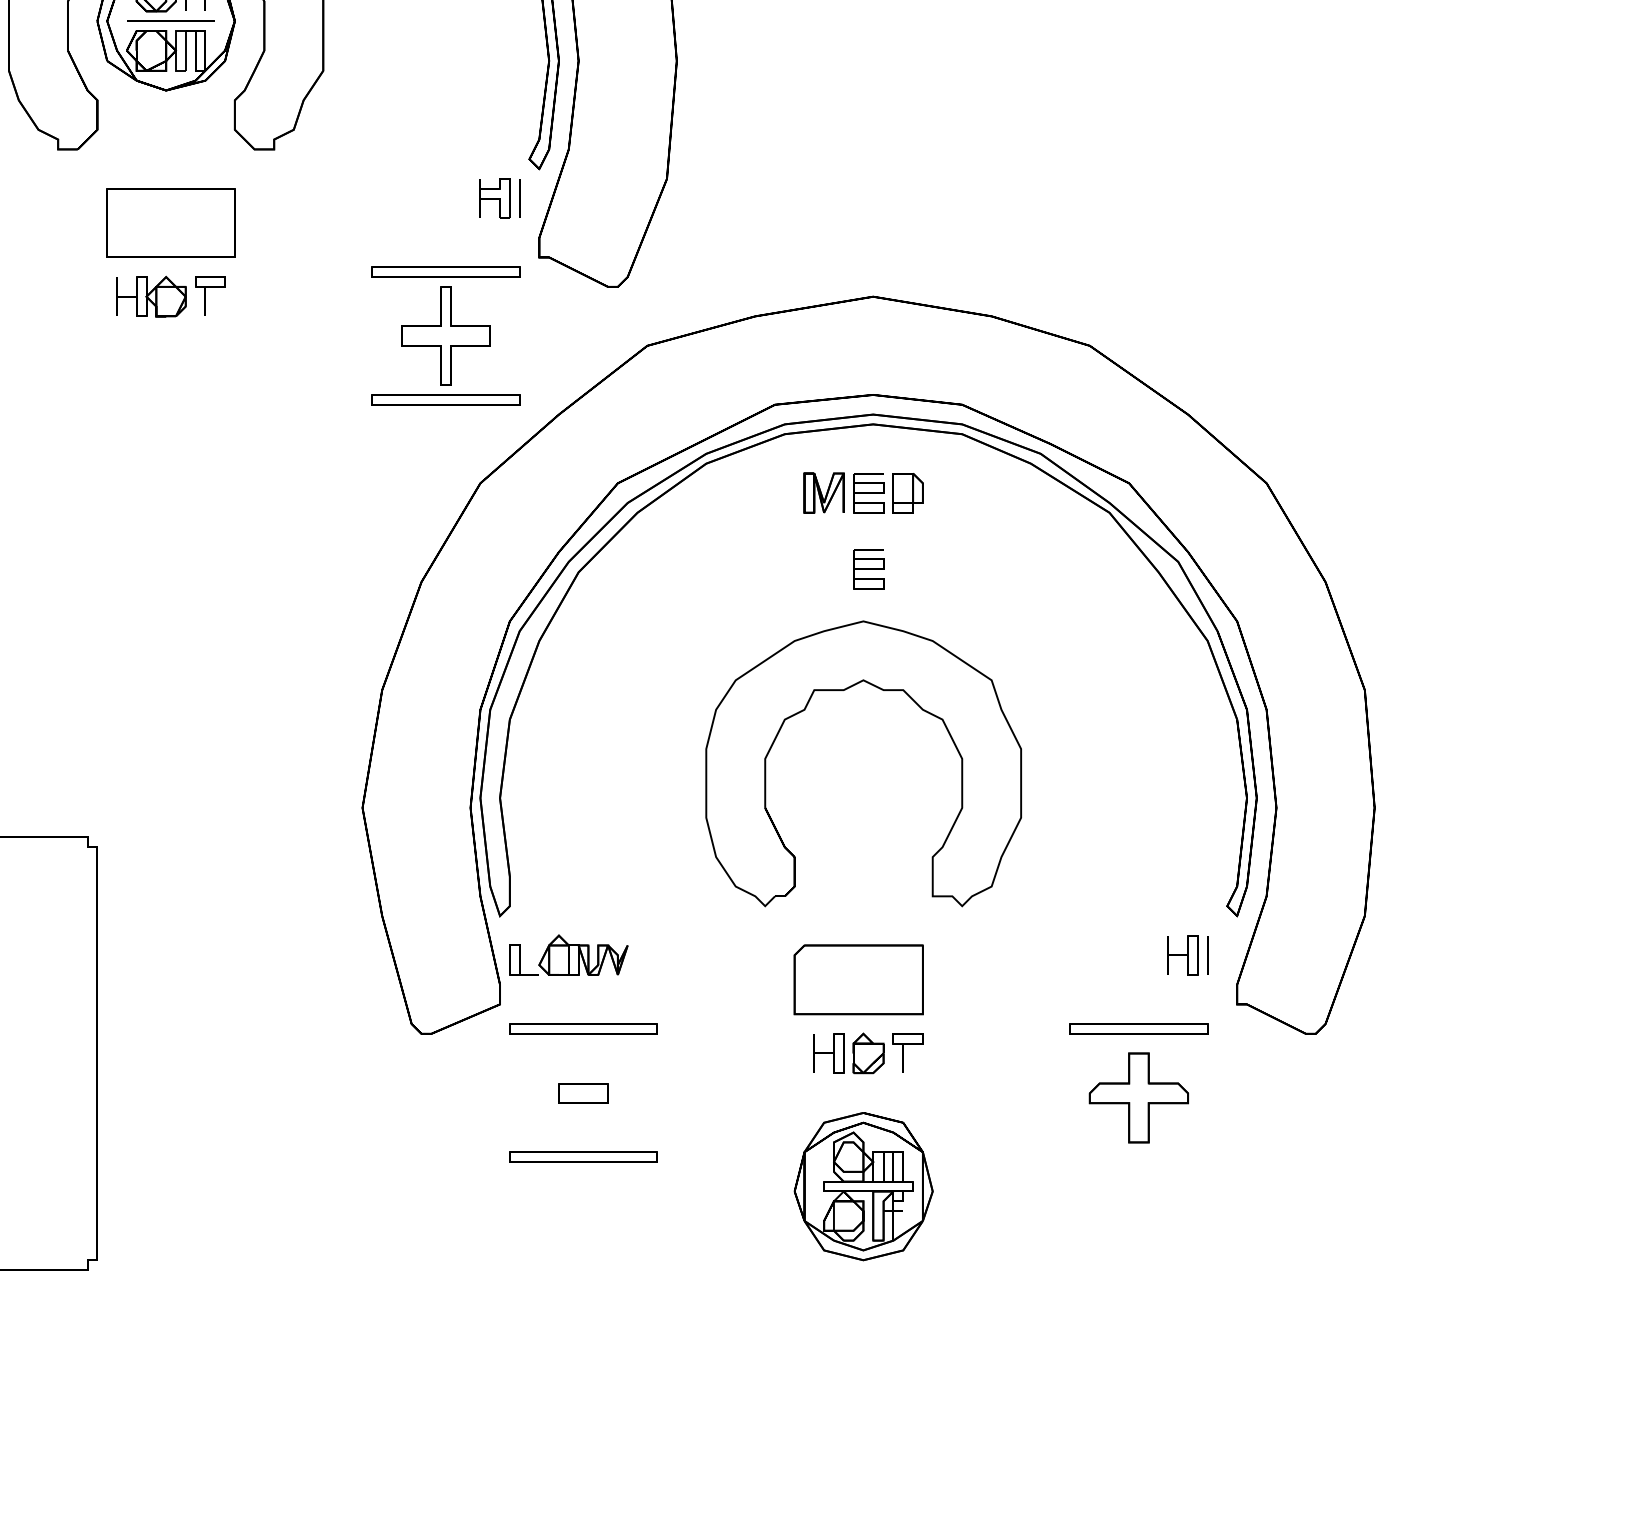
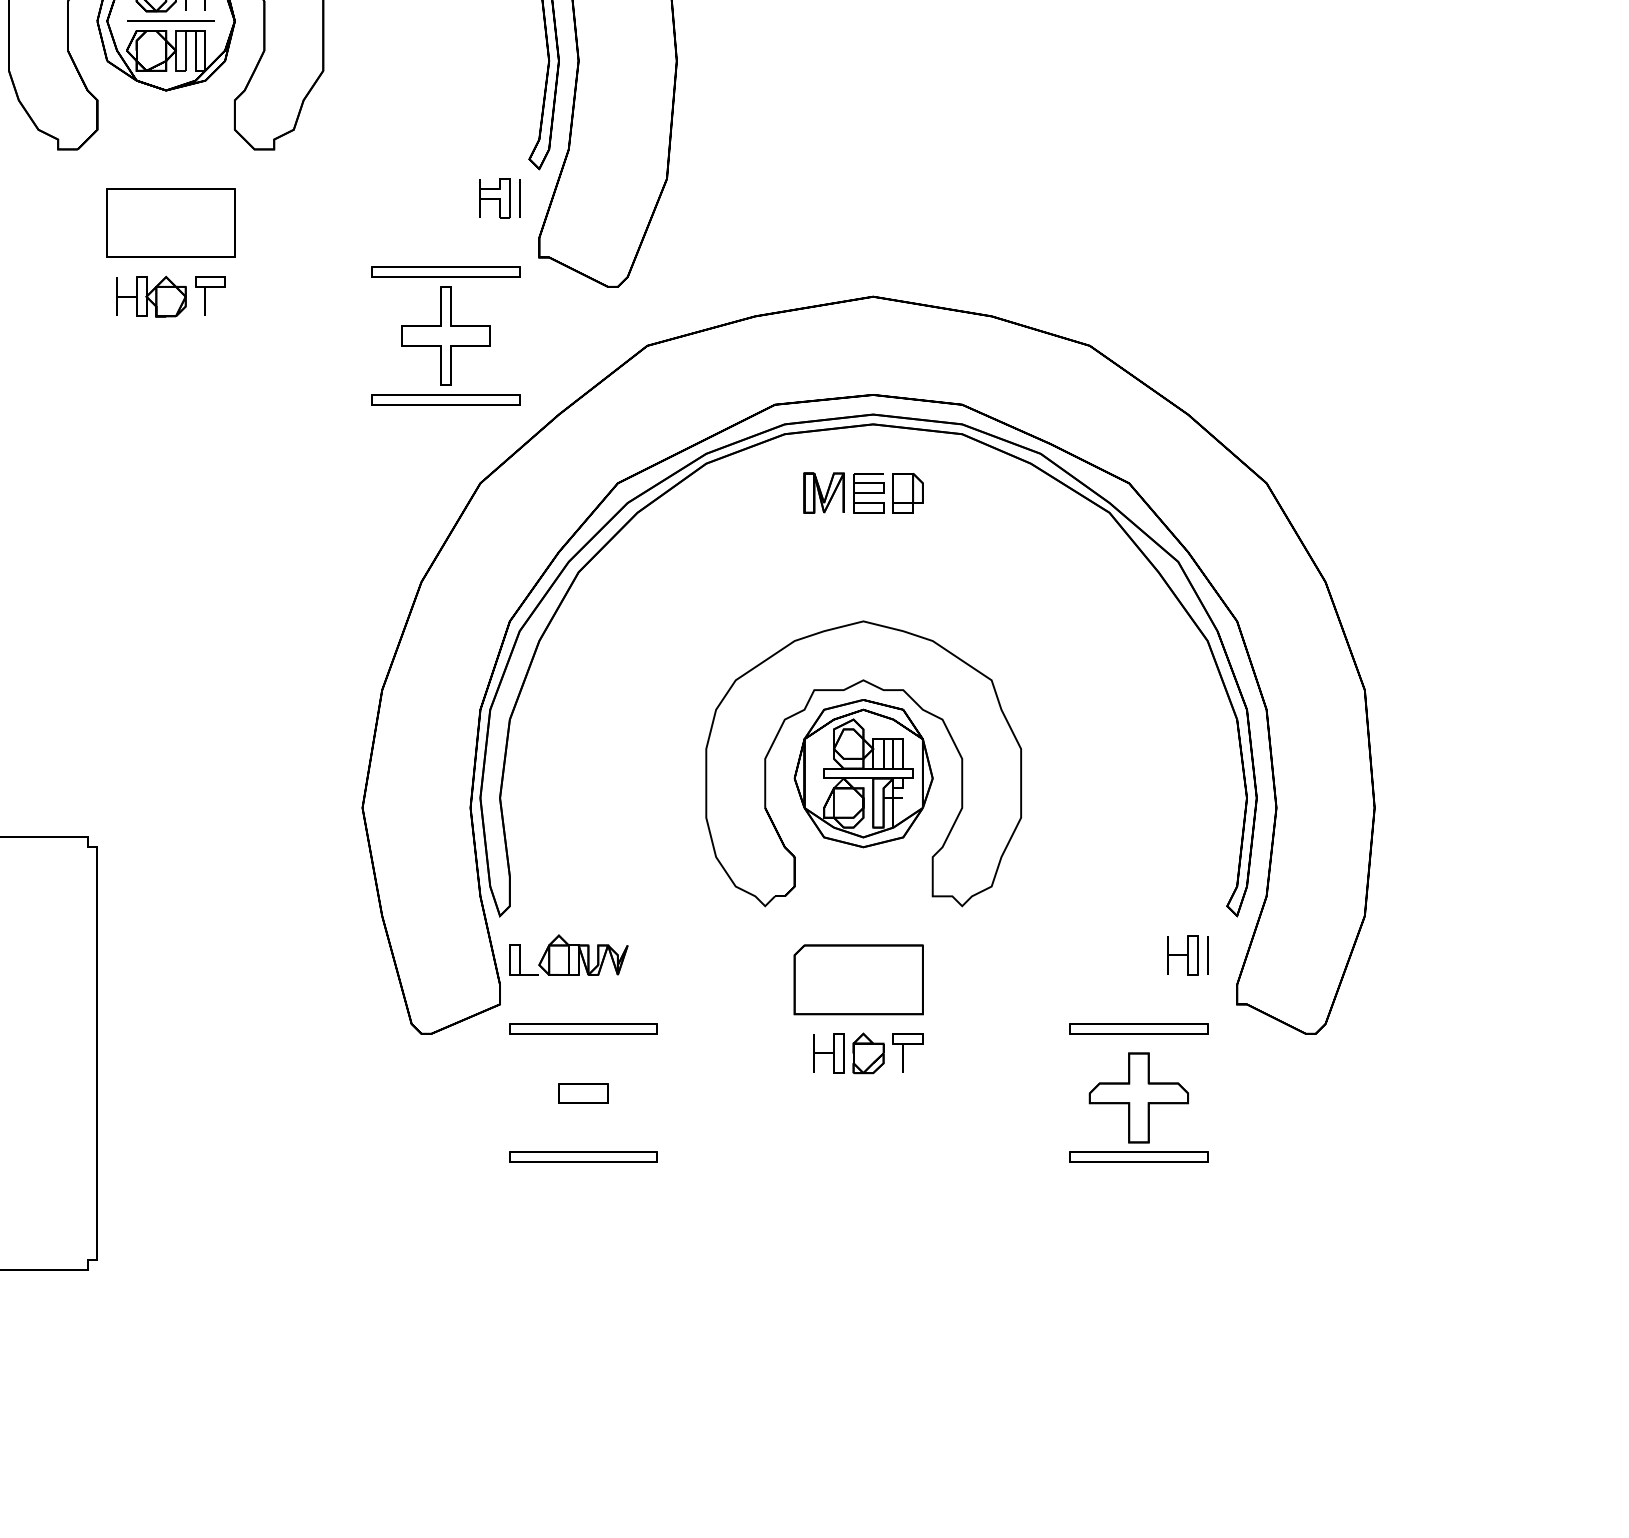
part: present -> none (868, 569)
part: none -> present (1138, 1156)
part position: (863, 1186) -> (863, 773) (863, 773)
